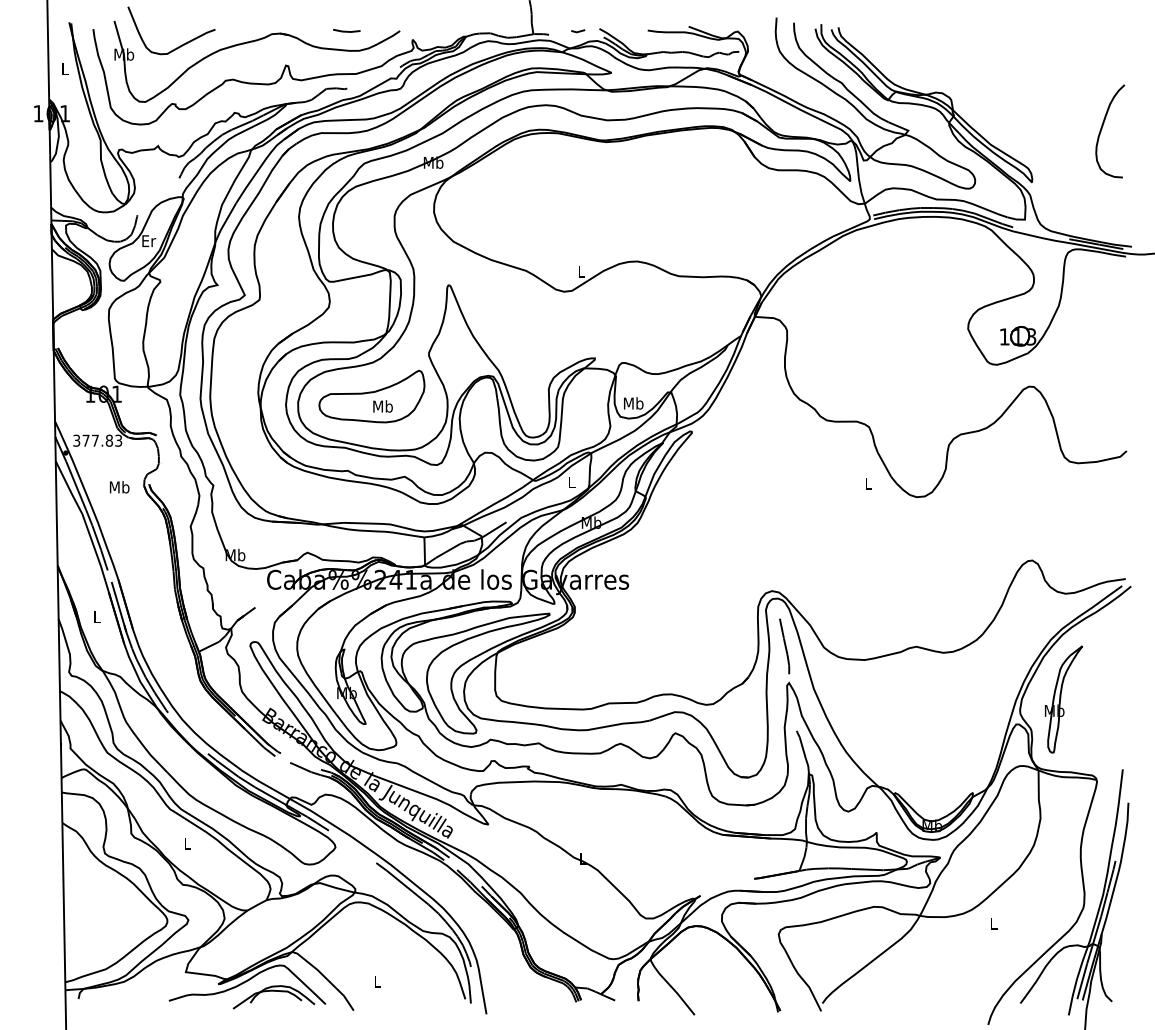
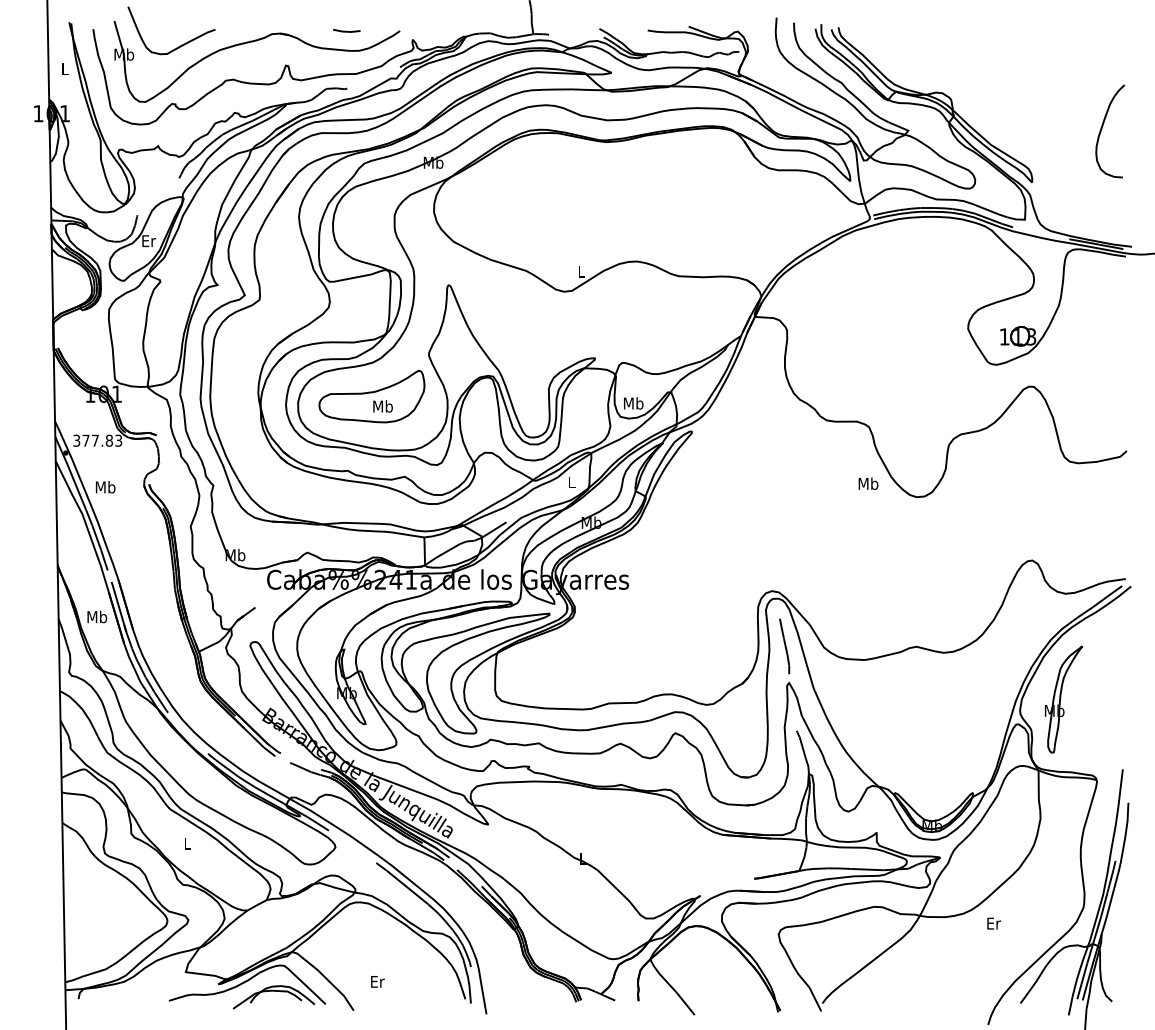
line: present -> none (578, 31)
text: L -> Mb (868, 483)
text position: (119, 487) -> (105, 487) (105, 487)
text: L -> Mb (97, 616)
text: L -> Er (994, 923)
text: L -> Er (377, 981)
